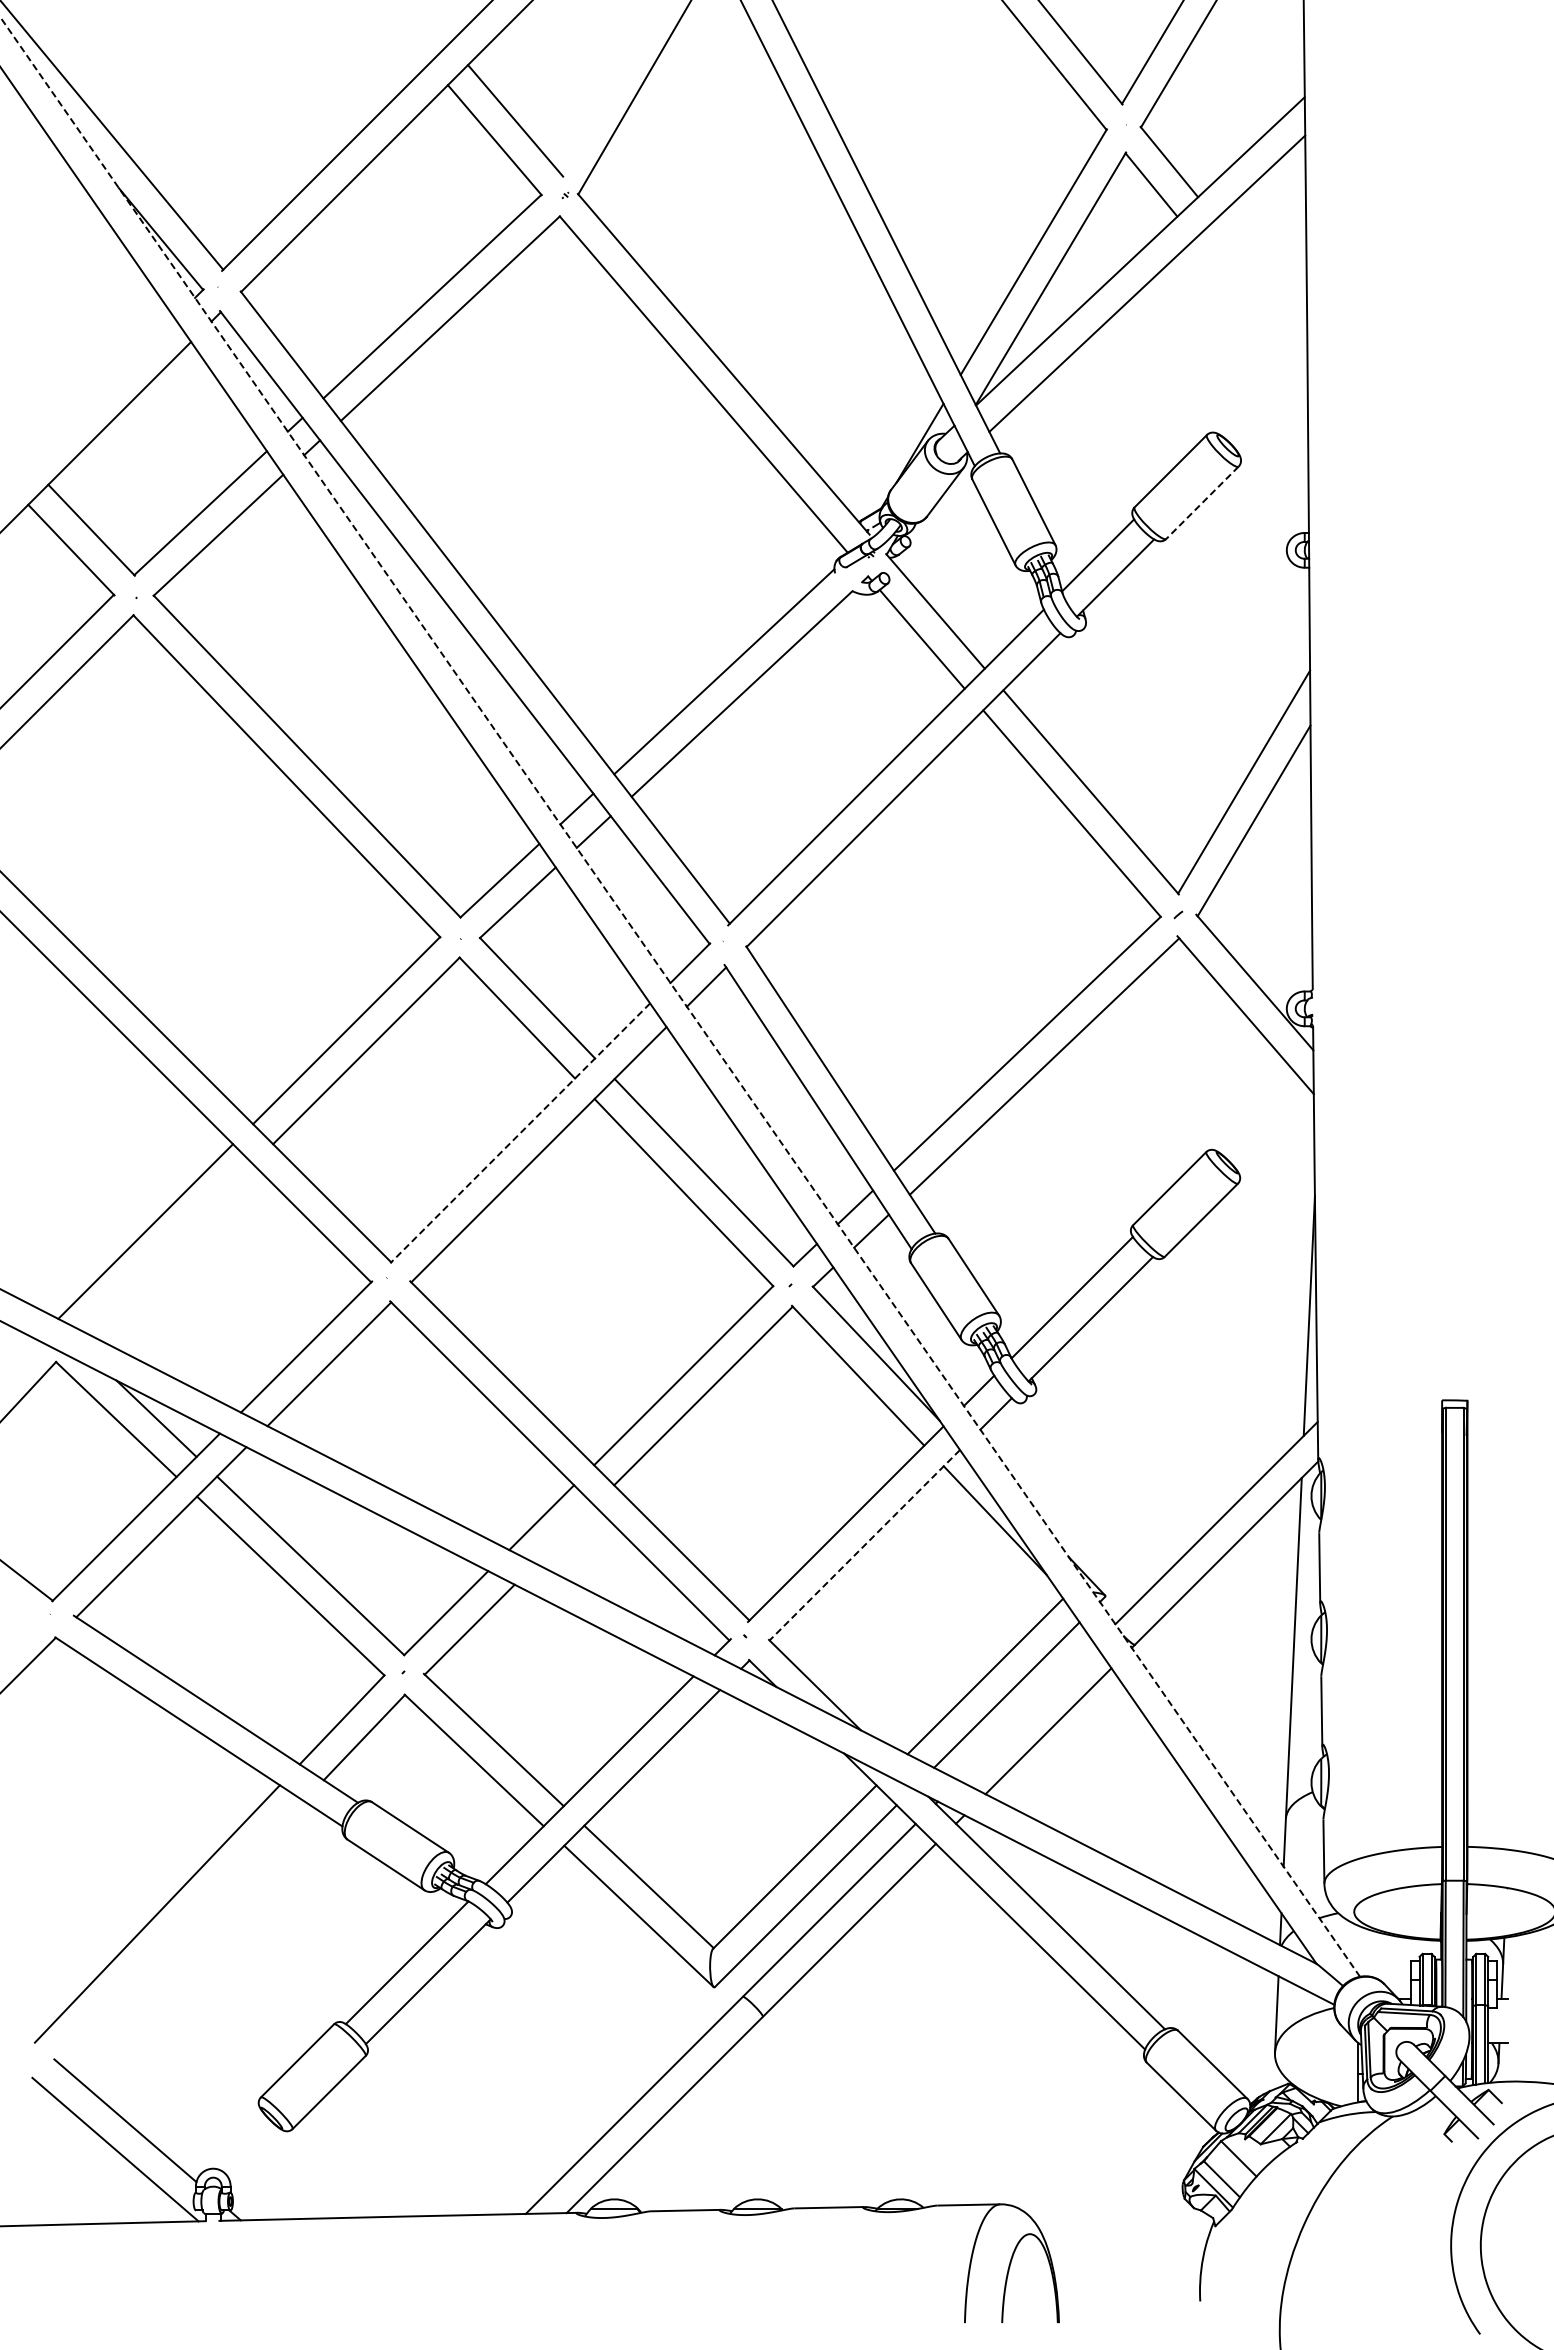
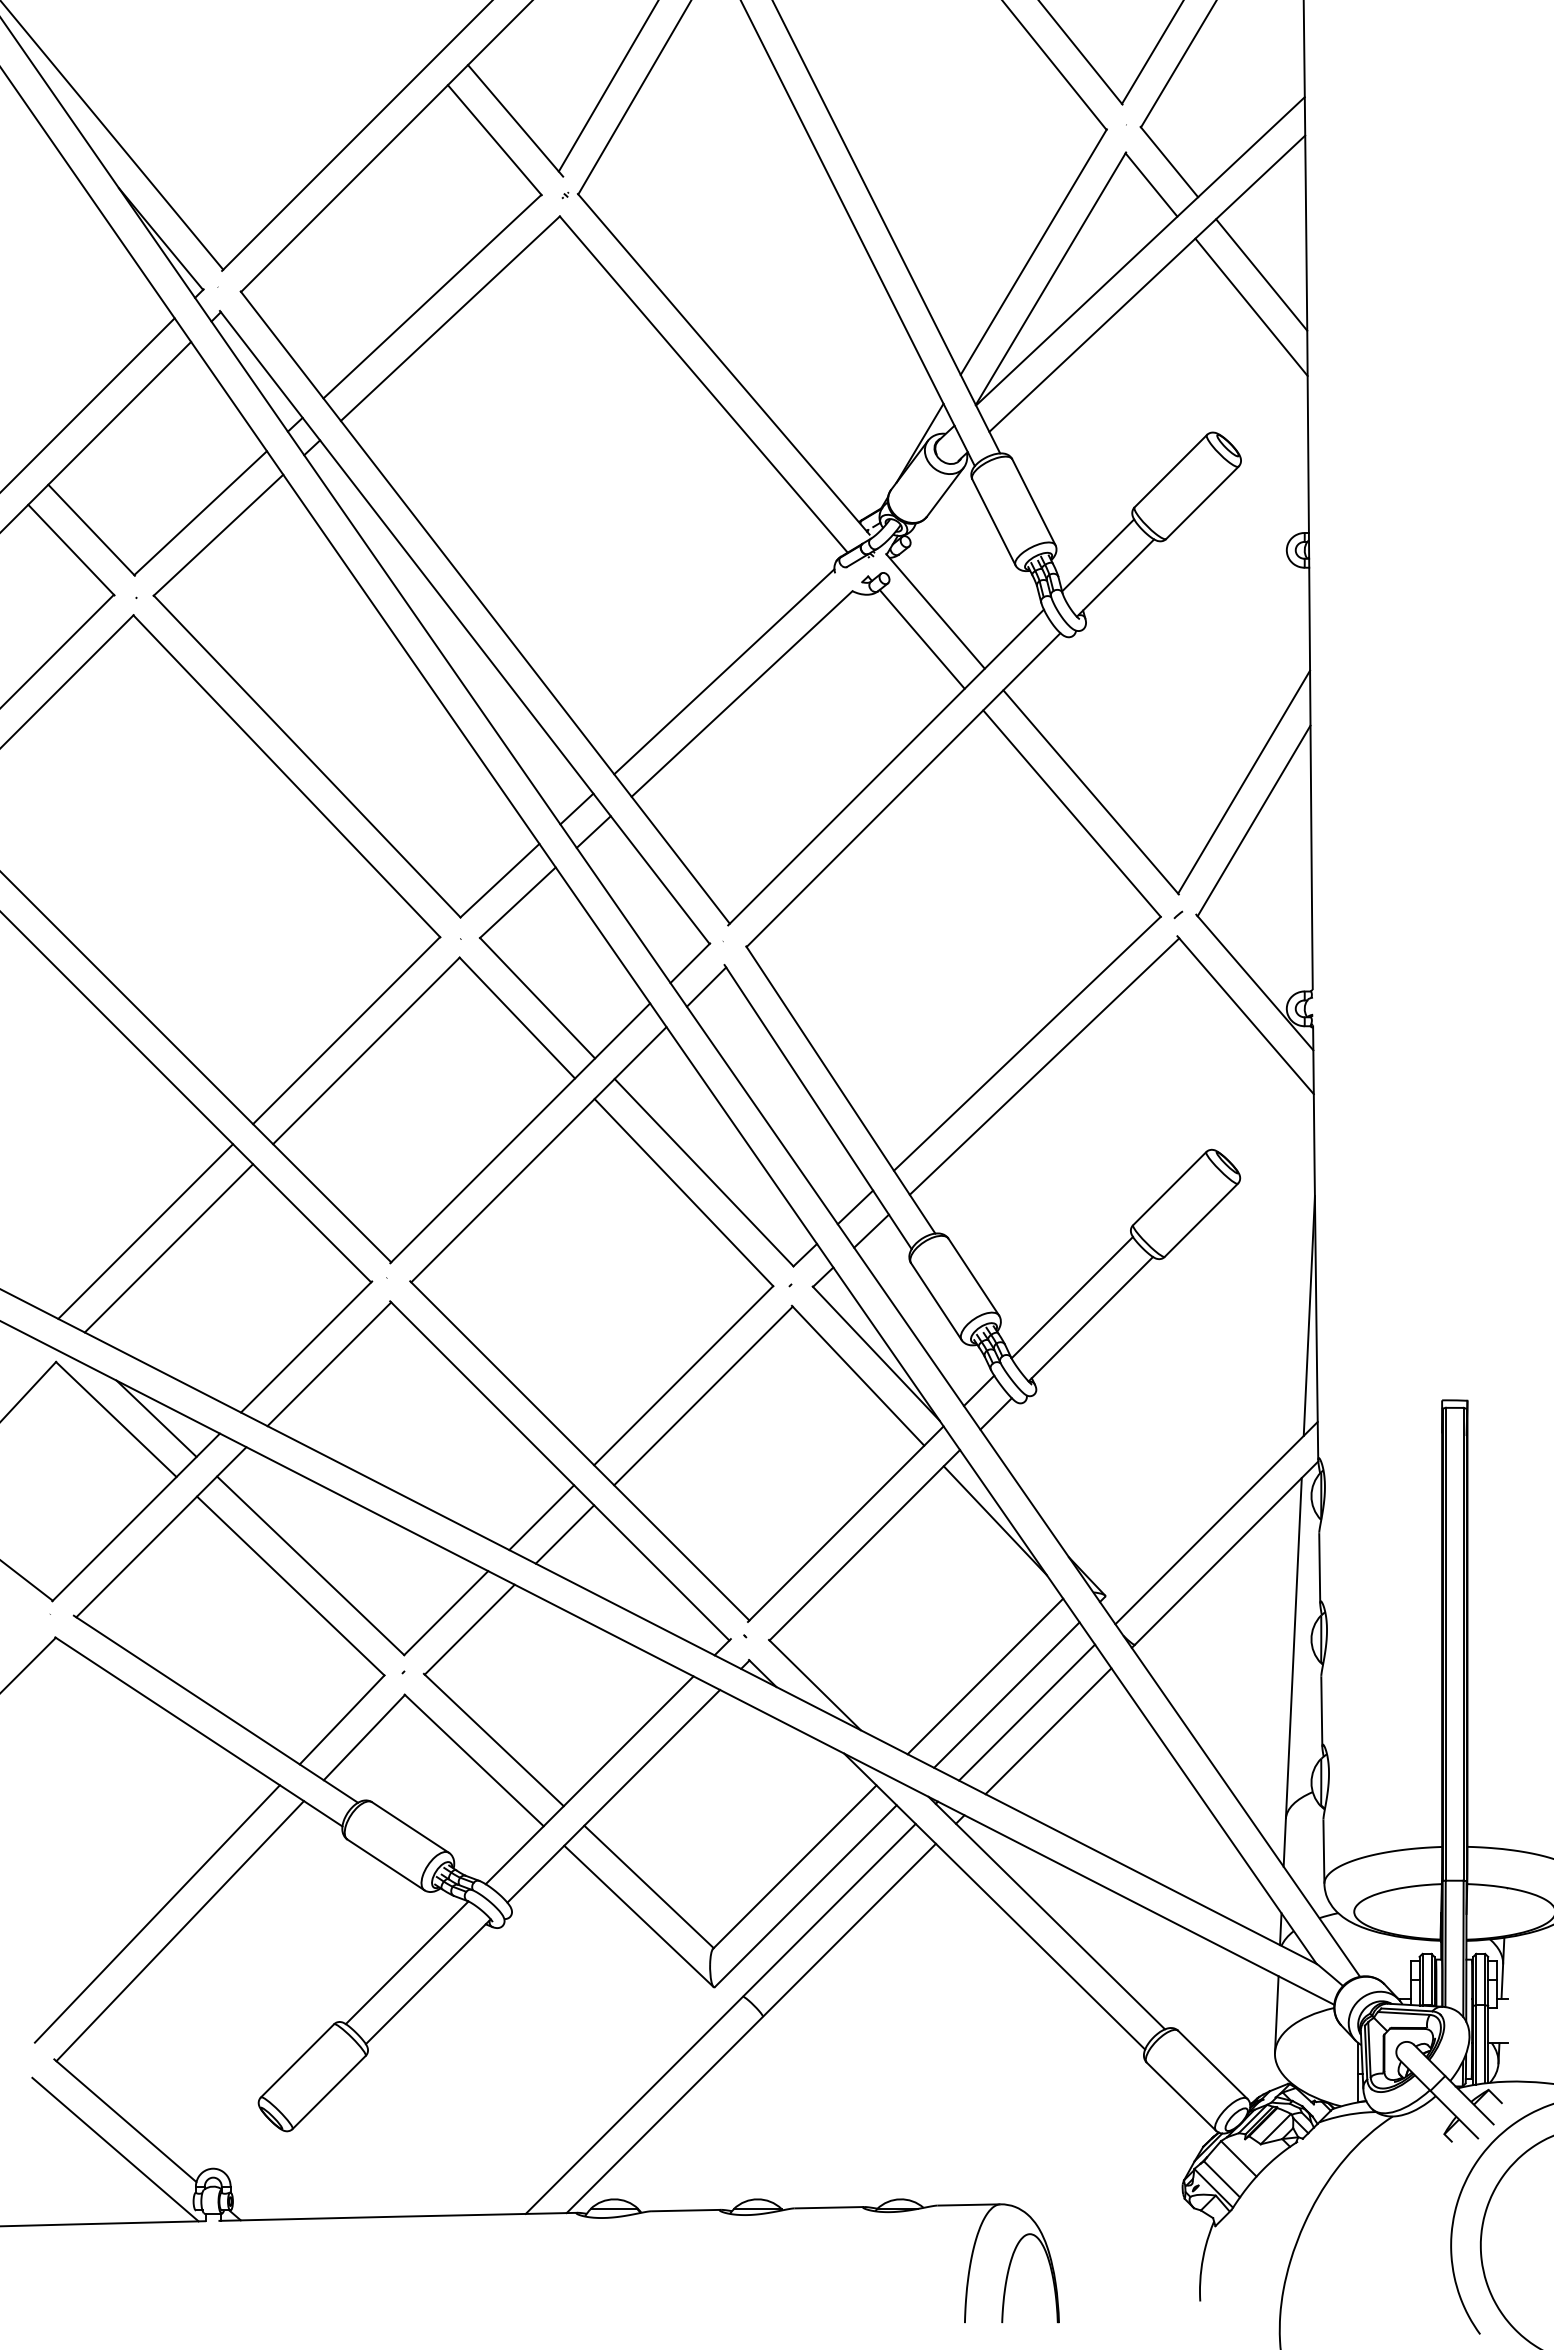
line: none -> present (607, 86)
line: none -> present (1261, 274)
line: none -> present (1251, 306)
line: none -> present (88, 404)
line: dashed -> solid (1202, 503)
line: dashed -> solid (680, 997)
line: dashed -> solid (520, 1133)
line: none -> present (168, 1248)
line: none -> present (564, 1534)
line: dashed -> solid (864, 1545)
line: none -> present (1027, 1712)
line: none -> present (179, 1931)
